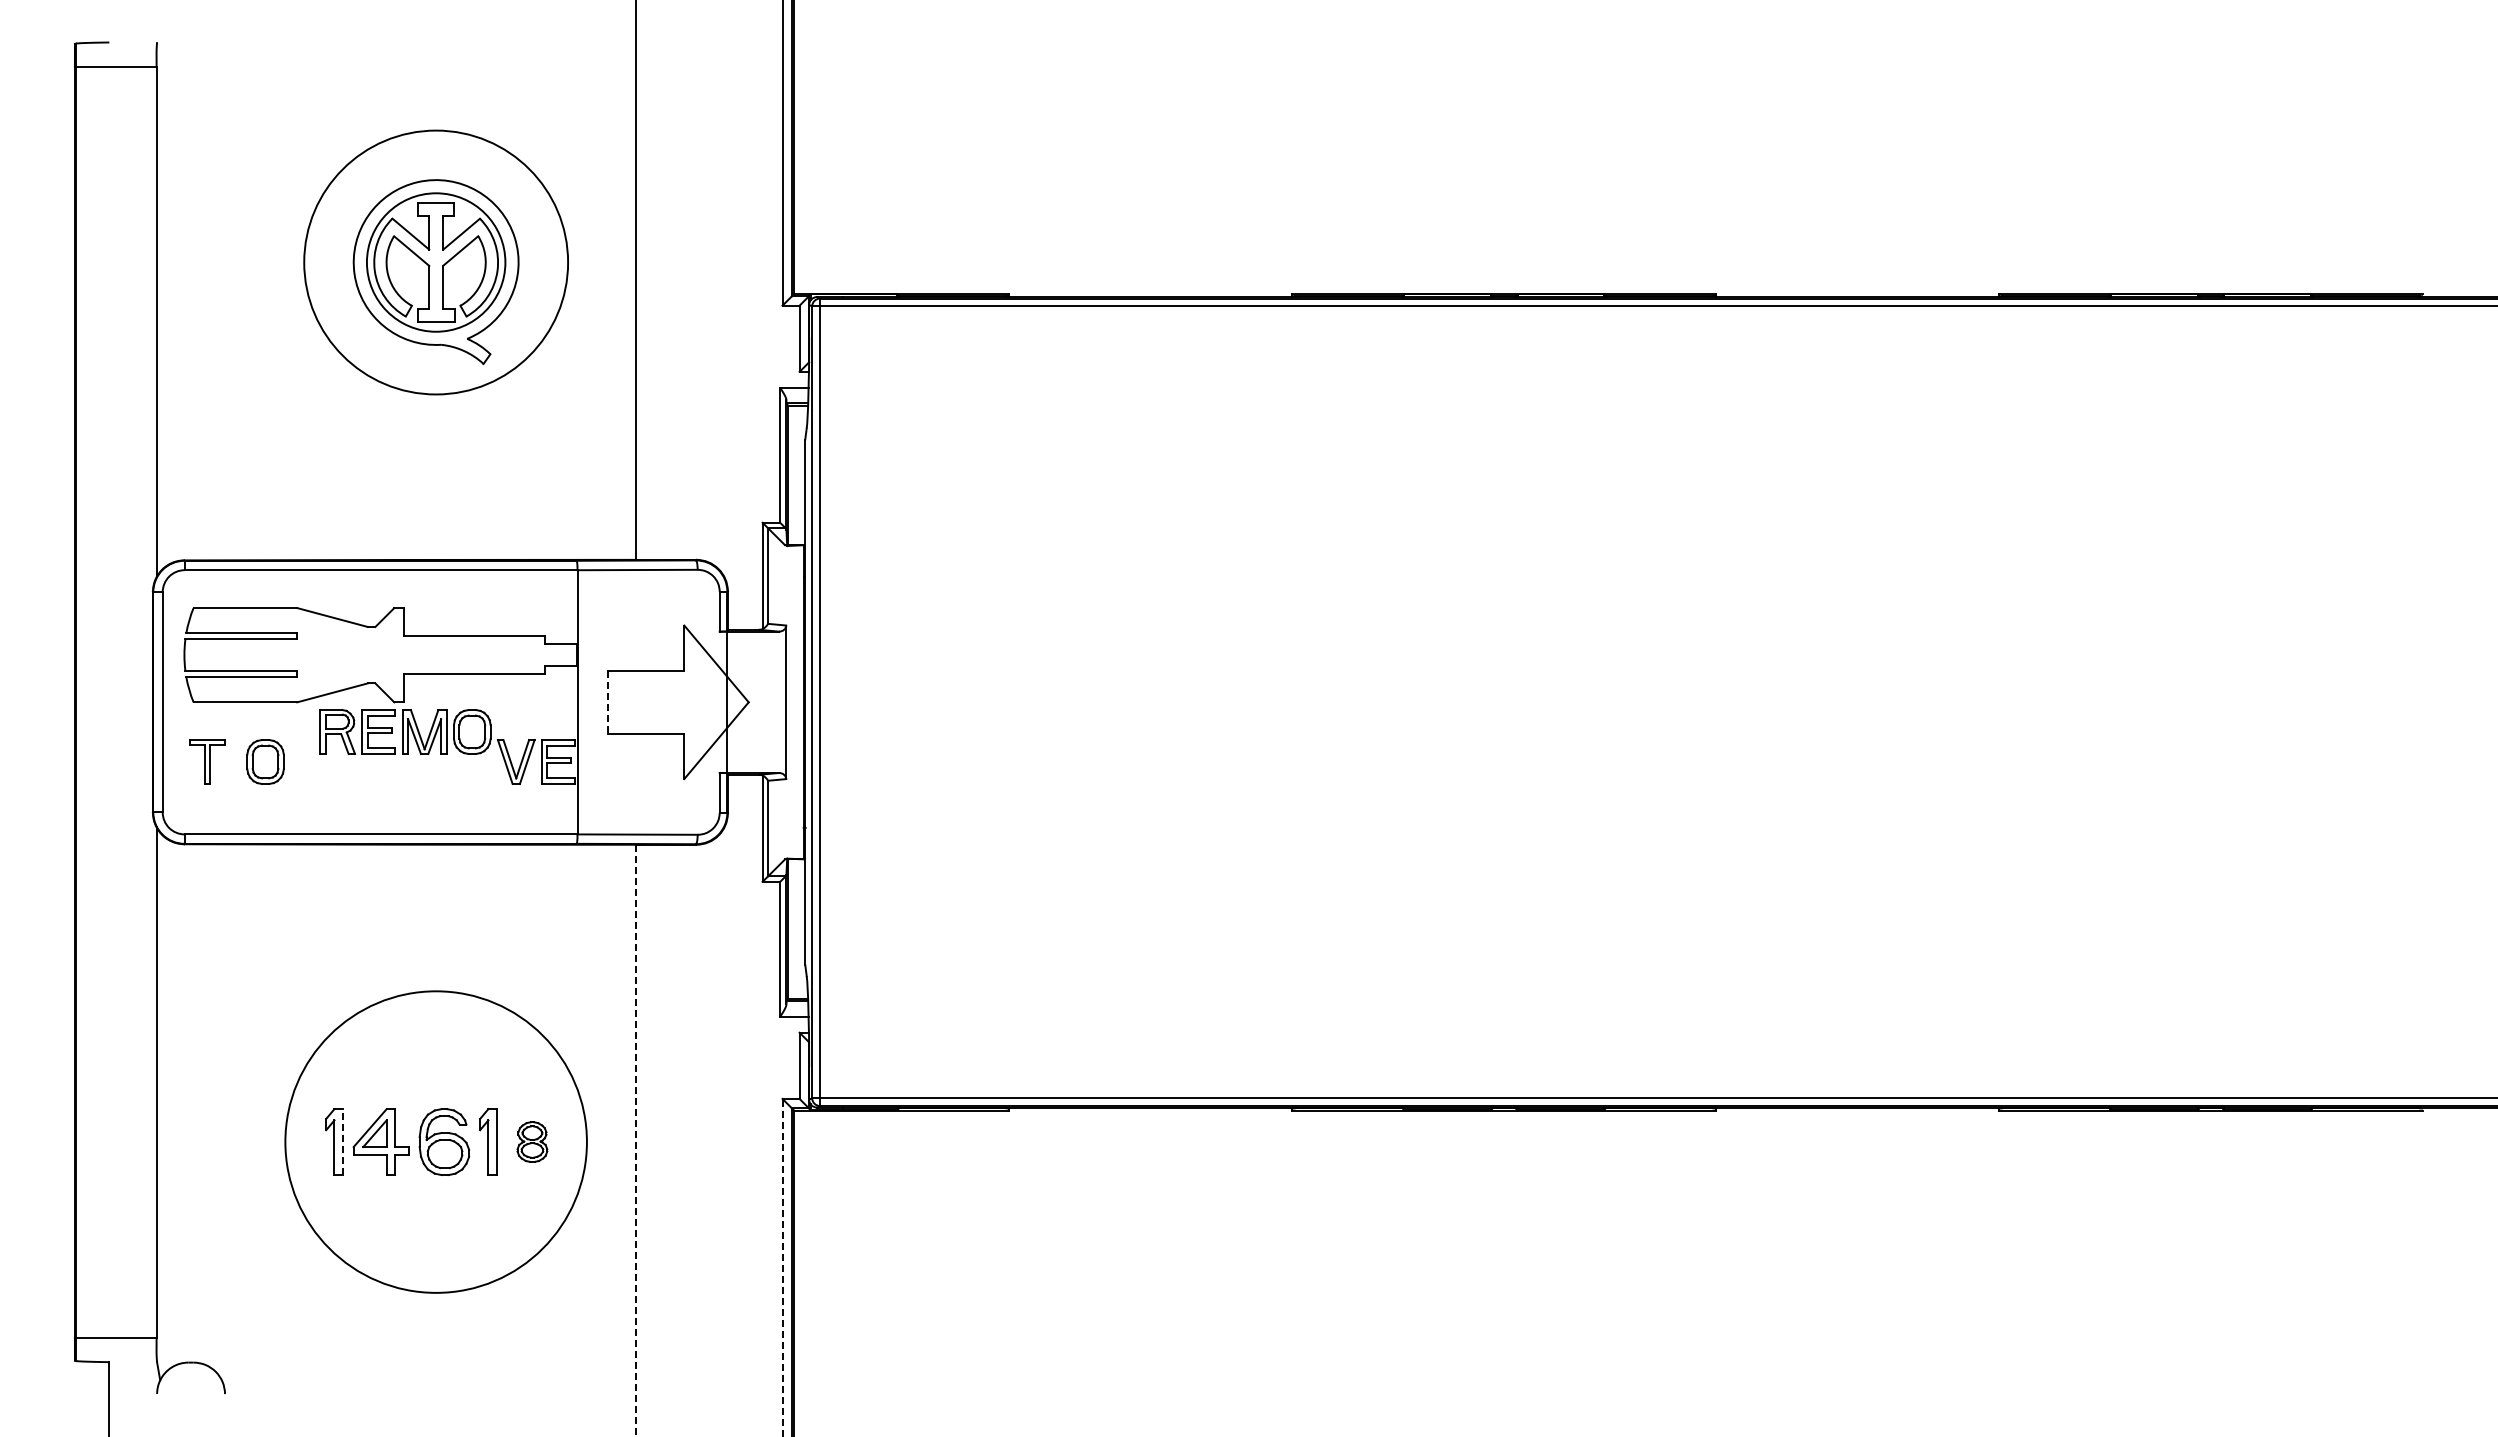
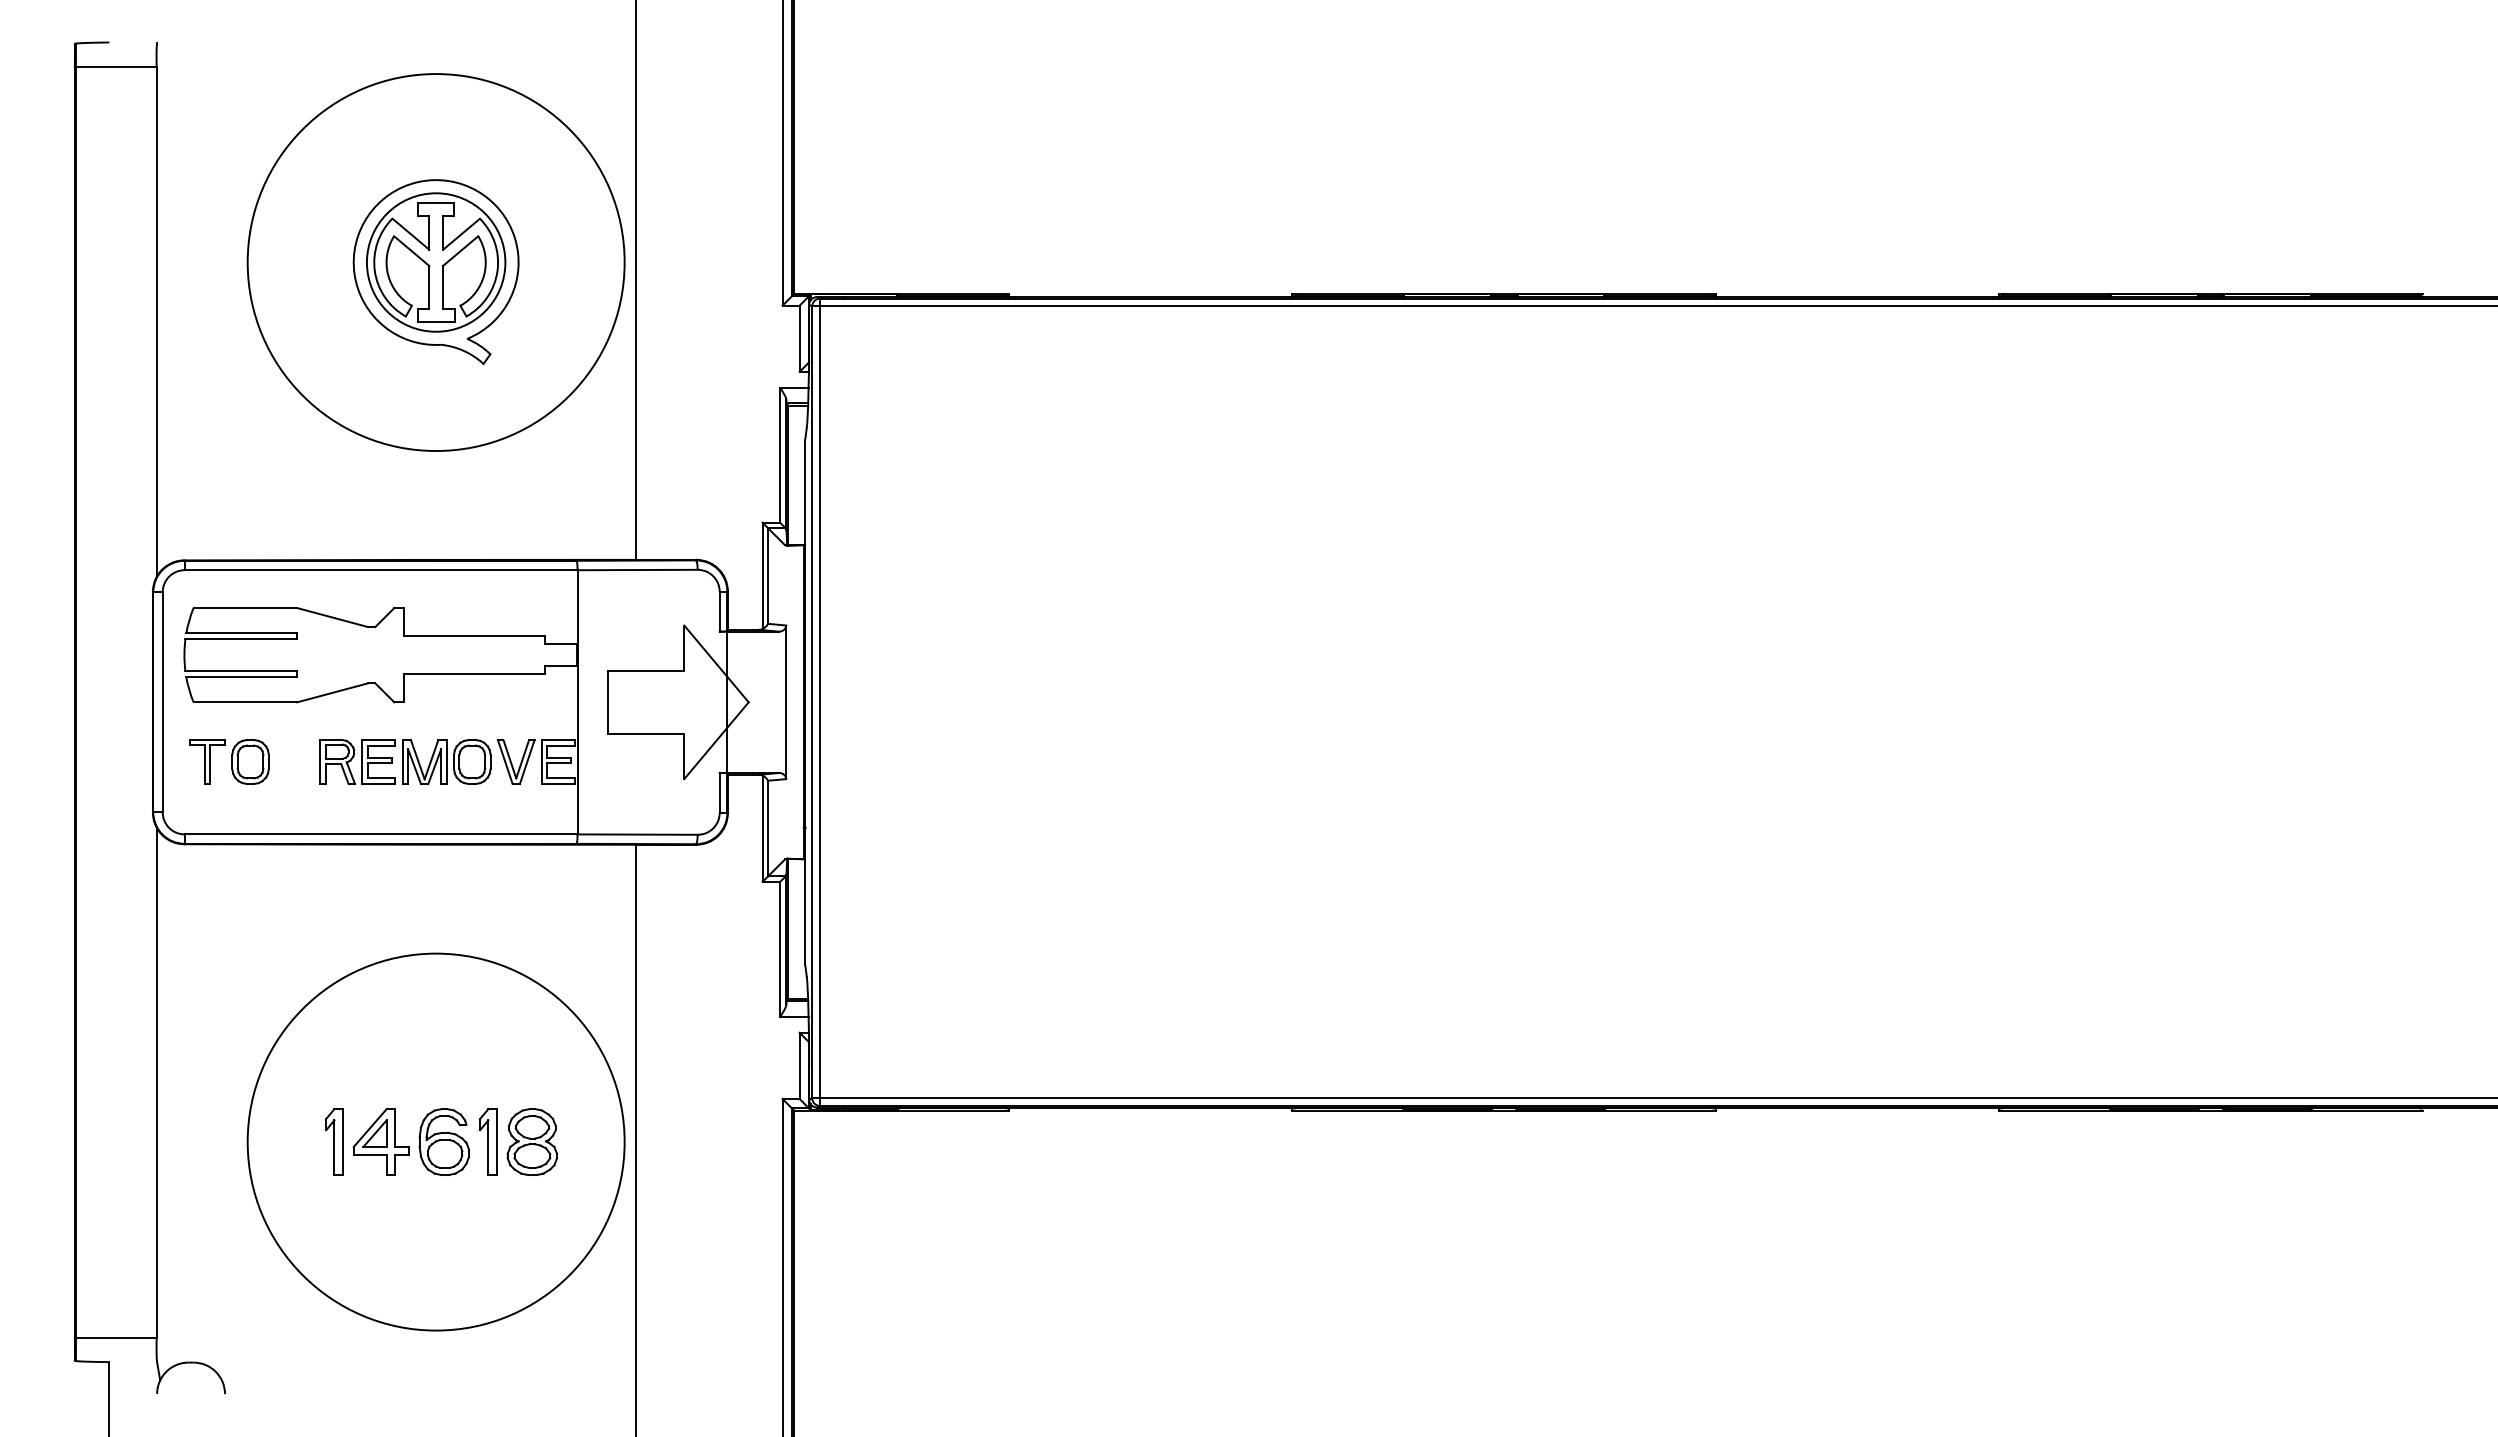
circle diameter: 264 px -> 377 px (435, 262)
line: dashed -> solid (607, 702)
part position: (405, 731) -> (405, 761) (405, 761)
part position: (265, 761) -> (250, 761) (250, 761)
line: dashed -> solid (635, 1140)
circle diameter: 302 px -> 377 px (435, 1141)
part size: 33x42 px -> 53x68 px (532, 1141)
line: dashed -> solid (342, 1142)
line: dashed -> solid (782, 1267)
